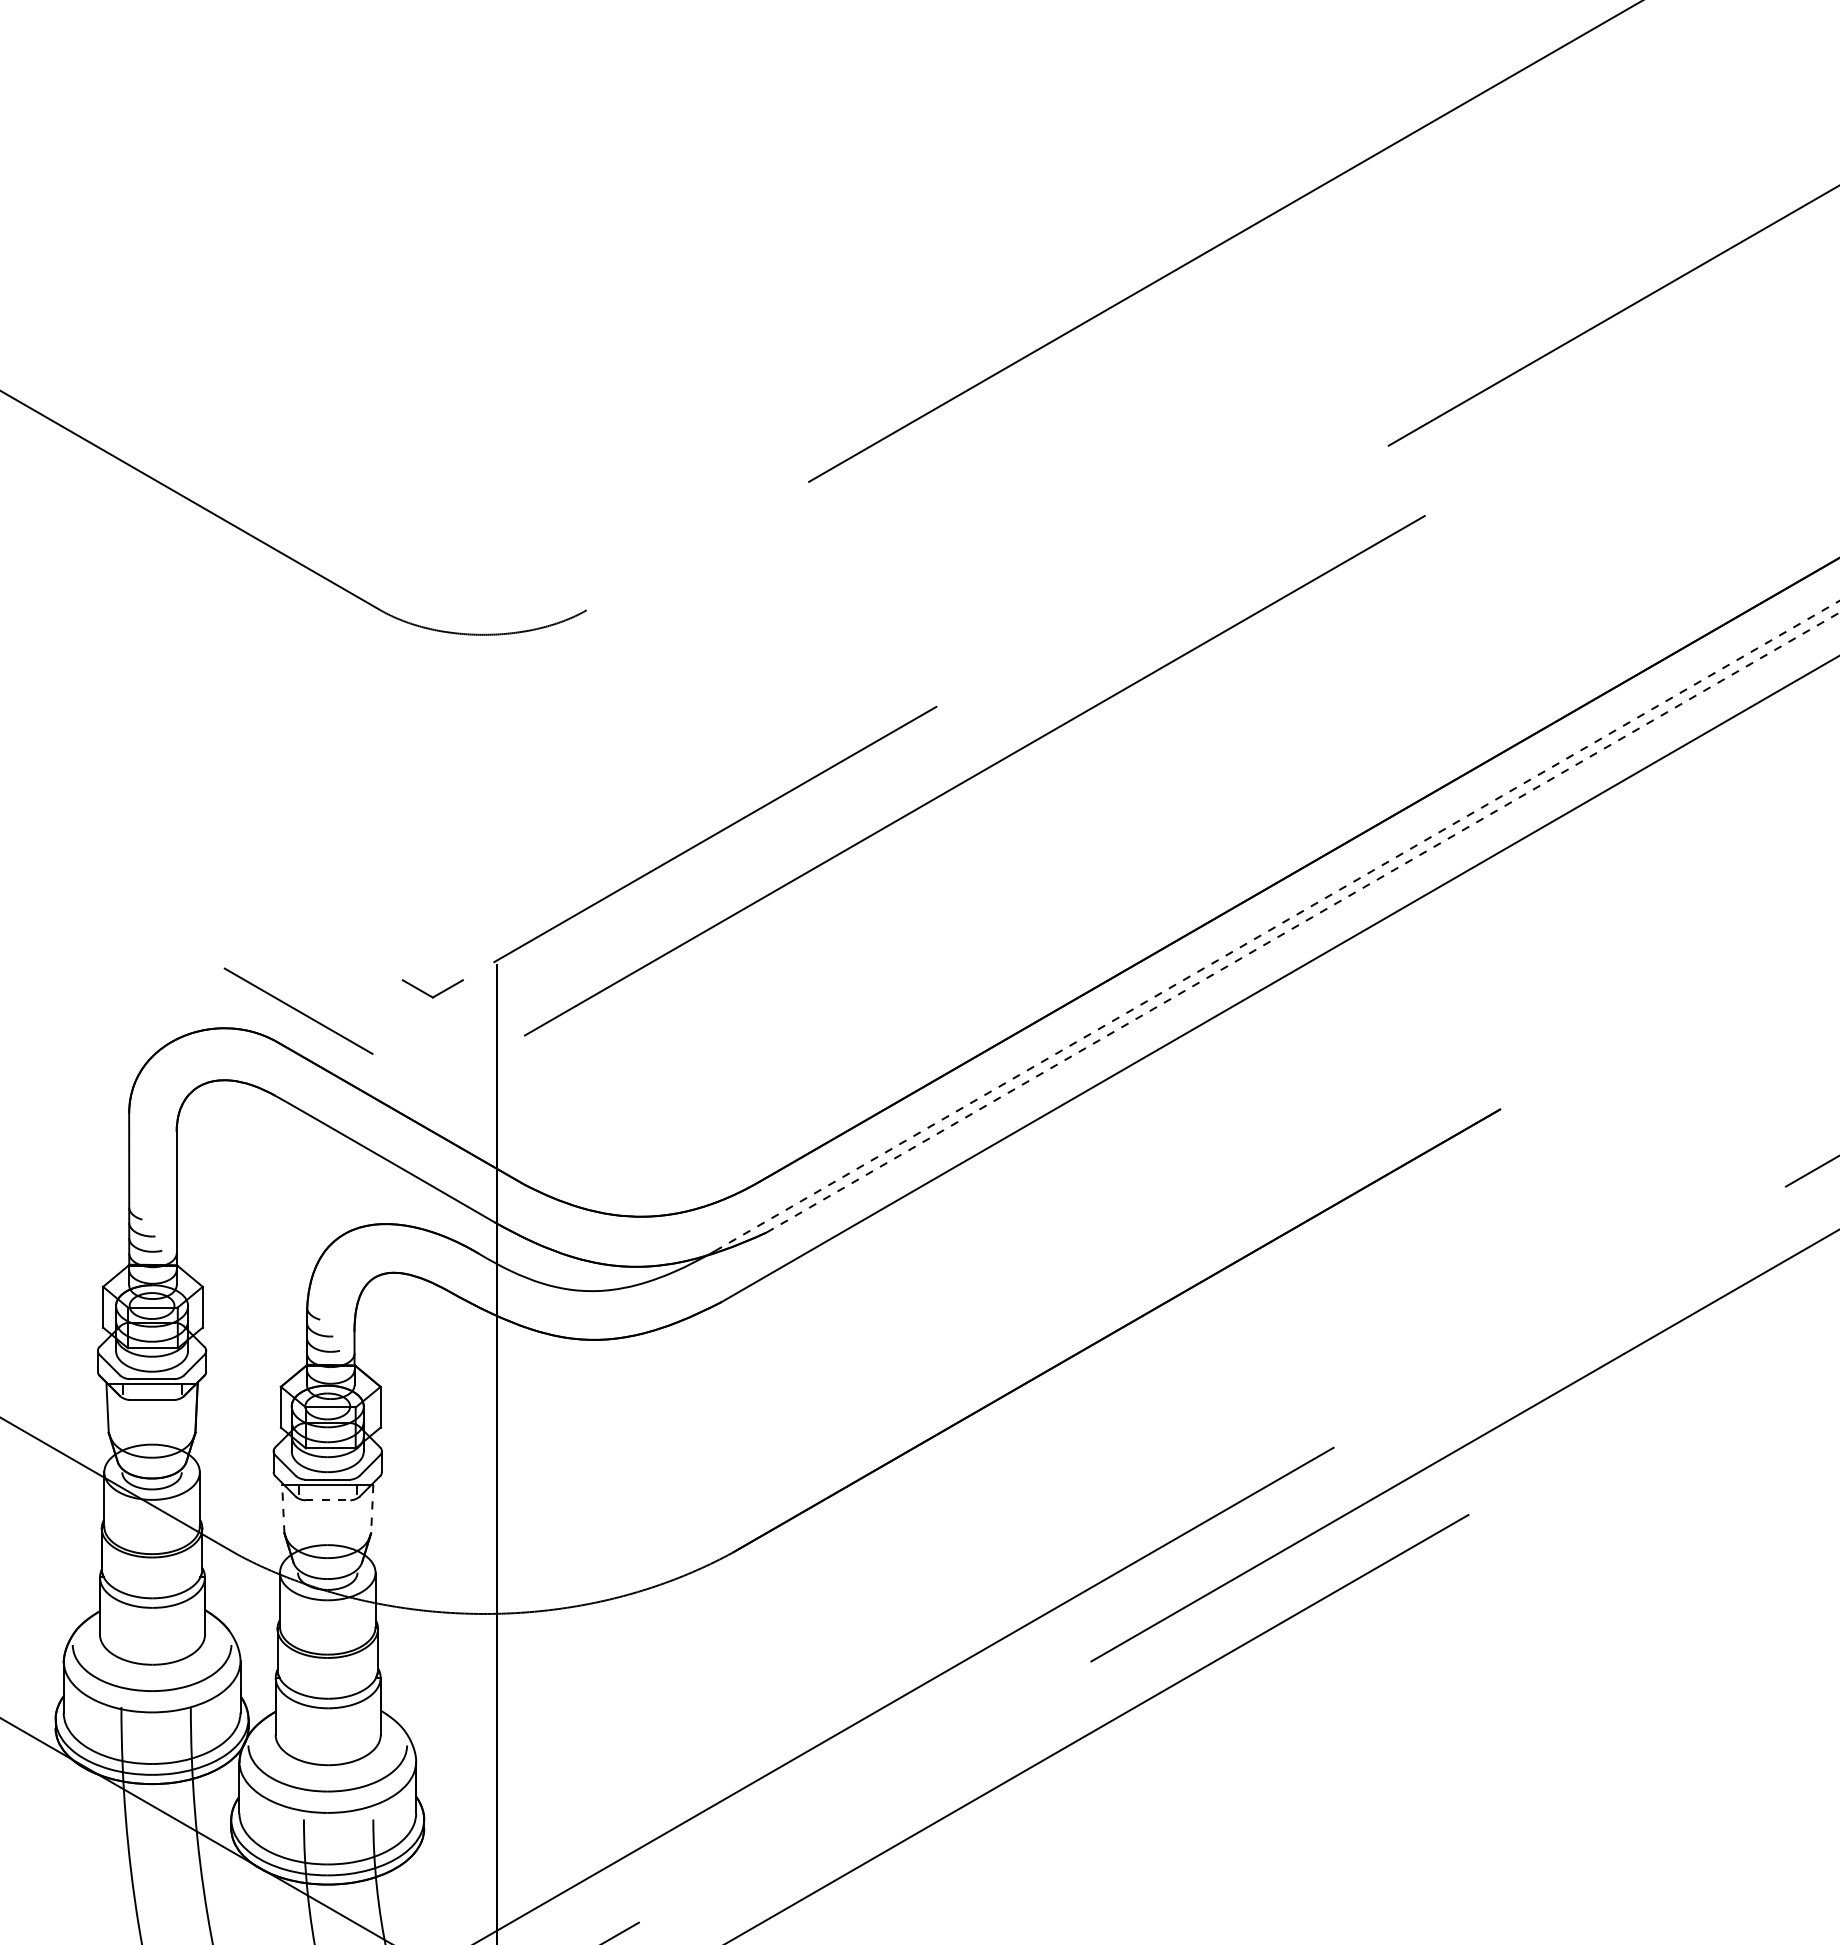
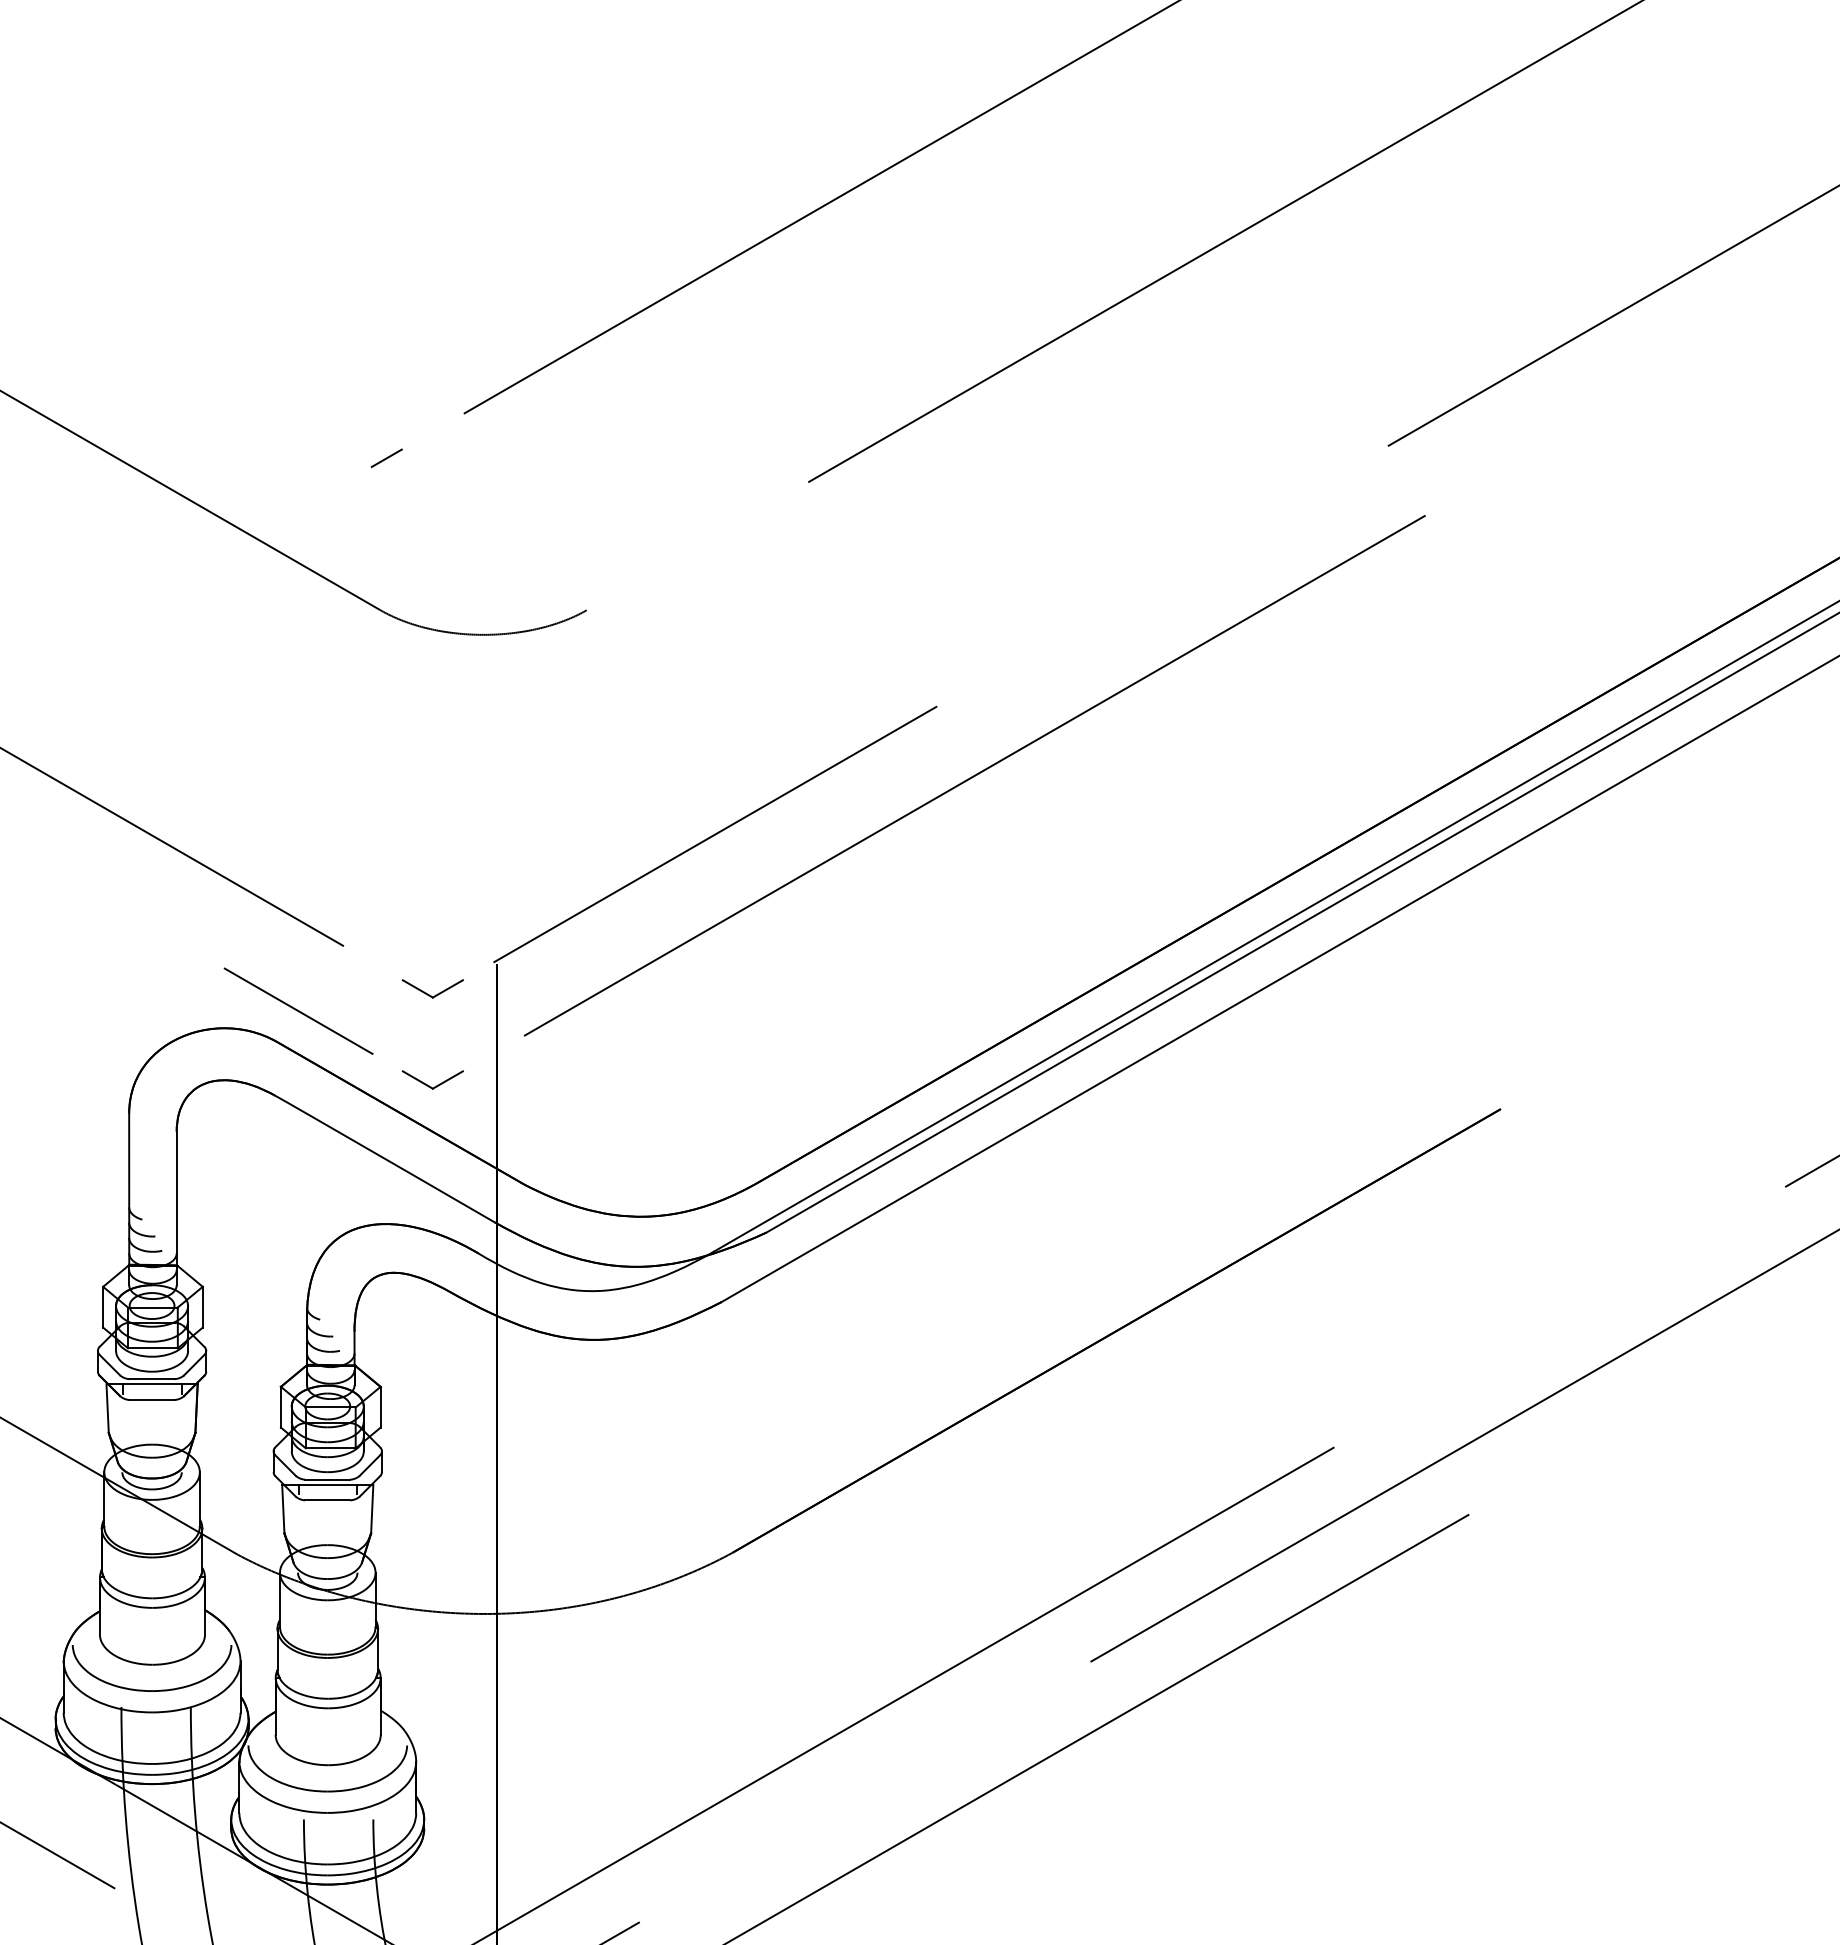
line: none -> present (819, 207)
line: none -> present (386, 457)
line: none -> present (172, 847)
line: dashed -> solid (1303, 922)
line: dashed -> solid (1277, 925)
part: none -> present (429, 1085)
line: dashed -> solid (327, 1500)
line: dashed -> solid (283, 1508)
line: dashed -> solid (372, 1509)
line: none -> present (58, 1855)
